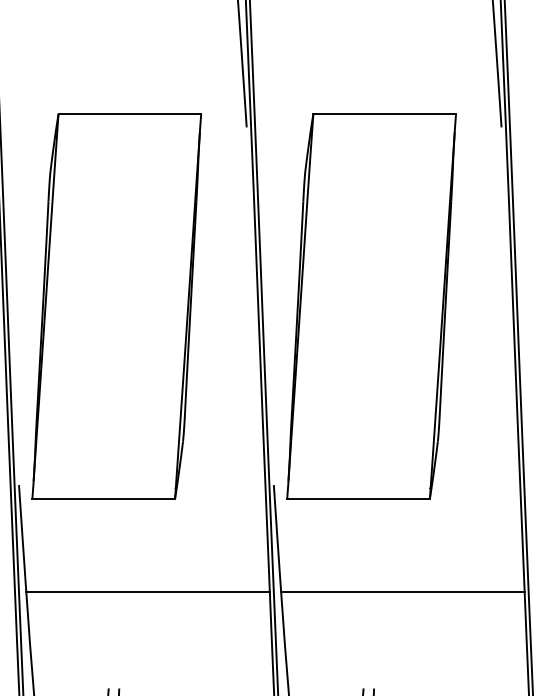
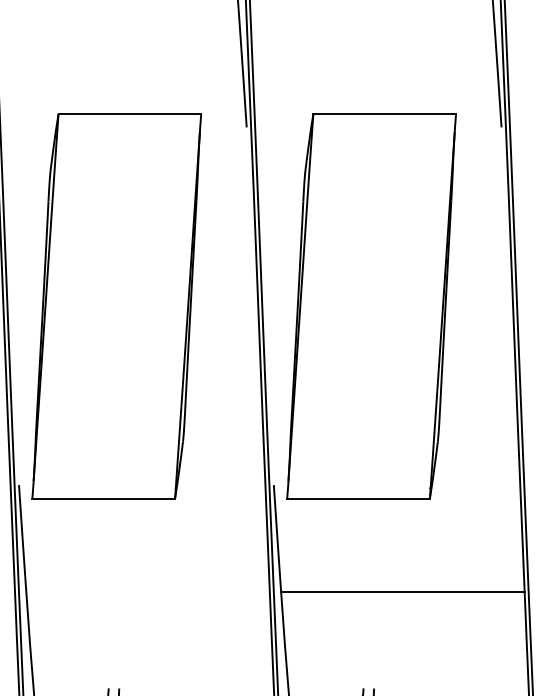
line: present -> none (147, 591)
